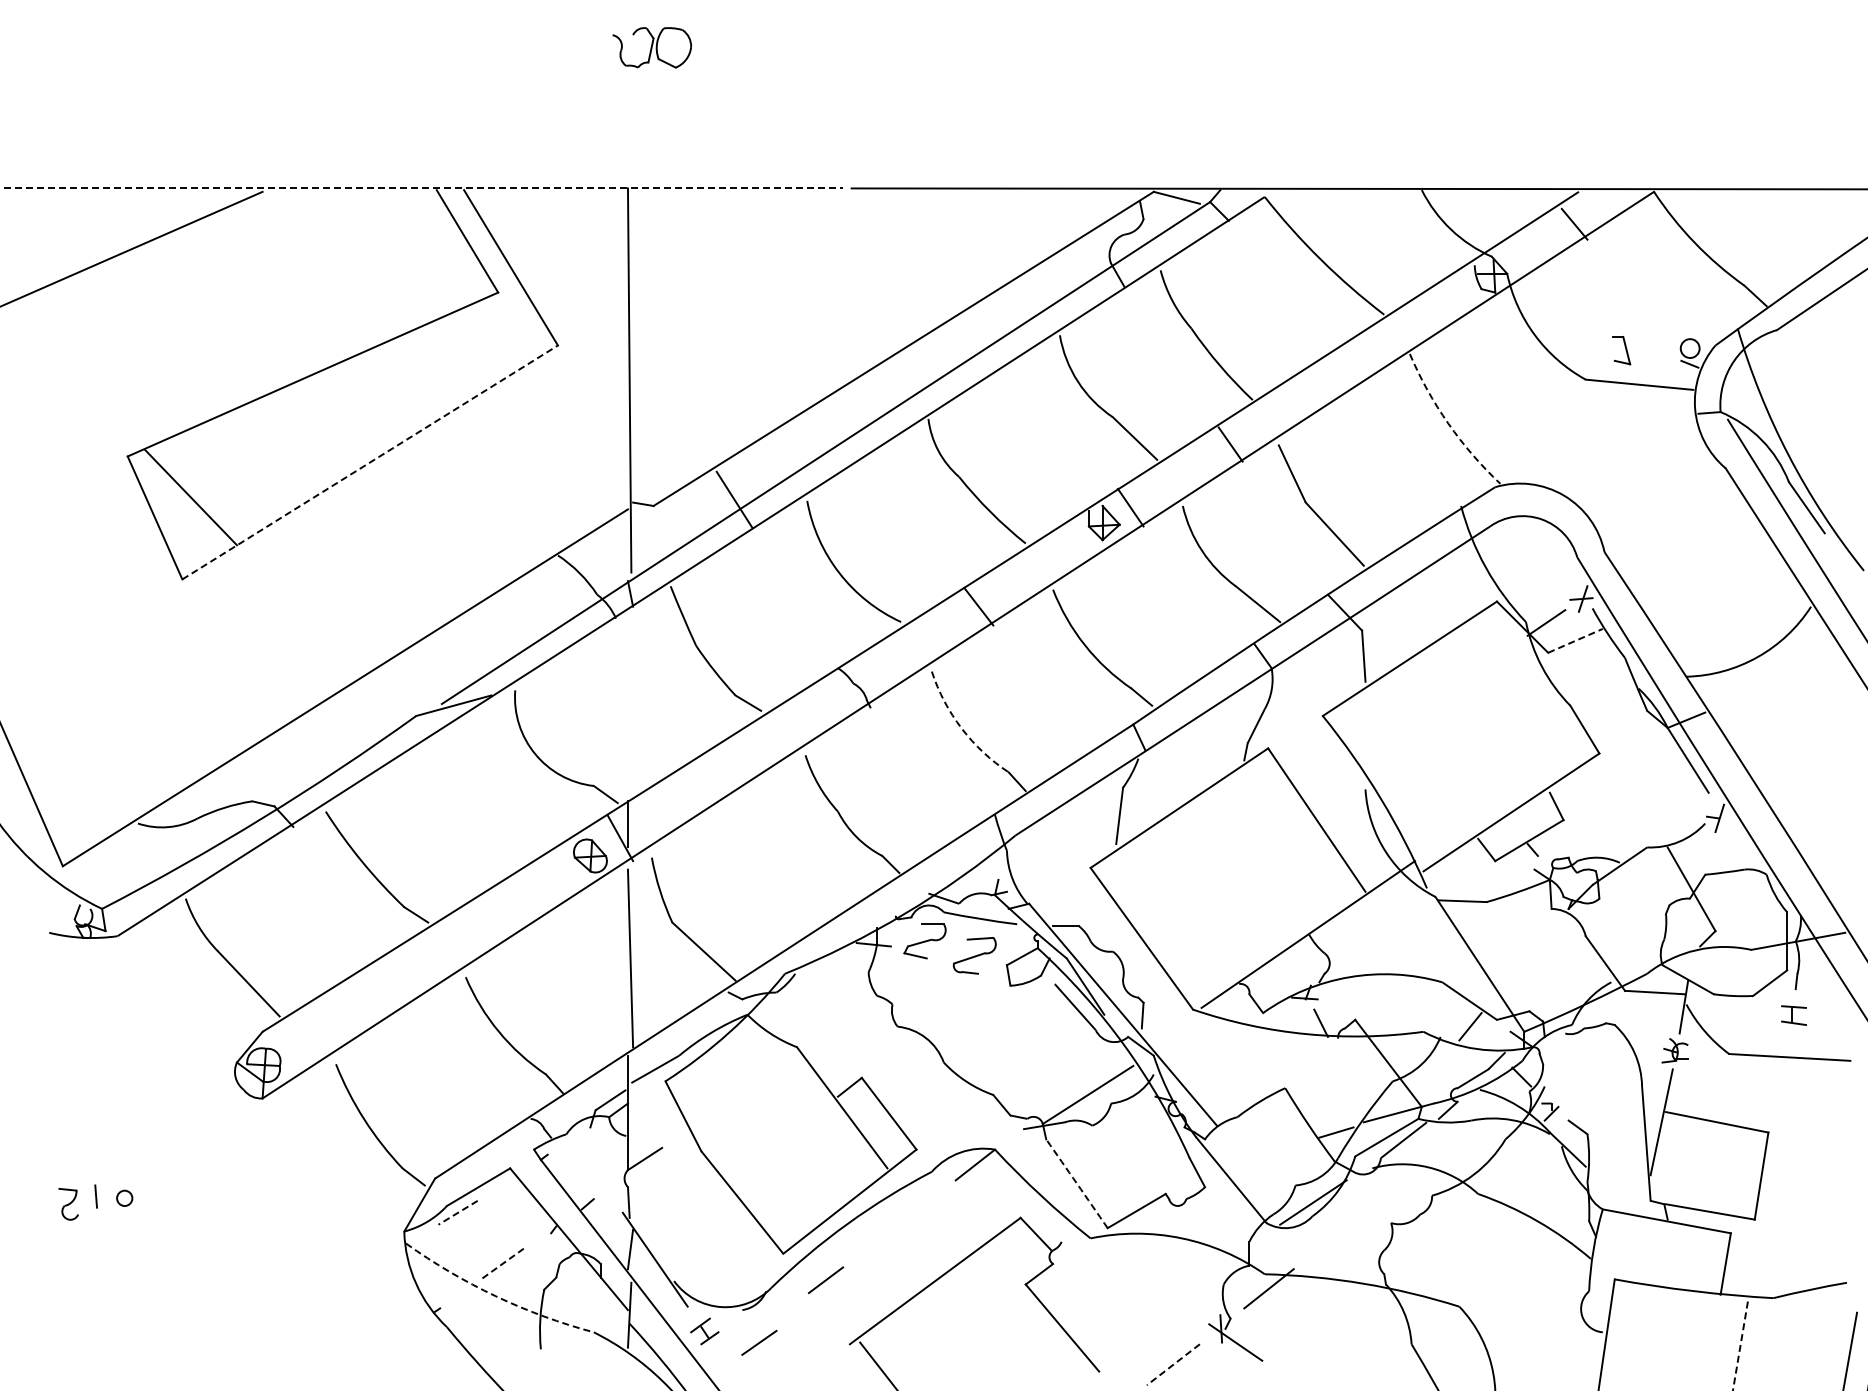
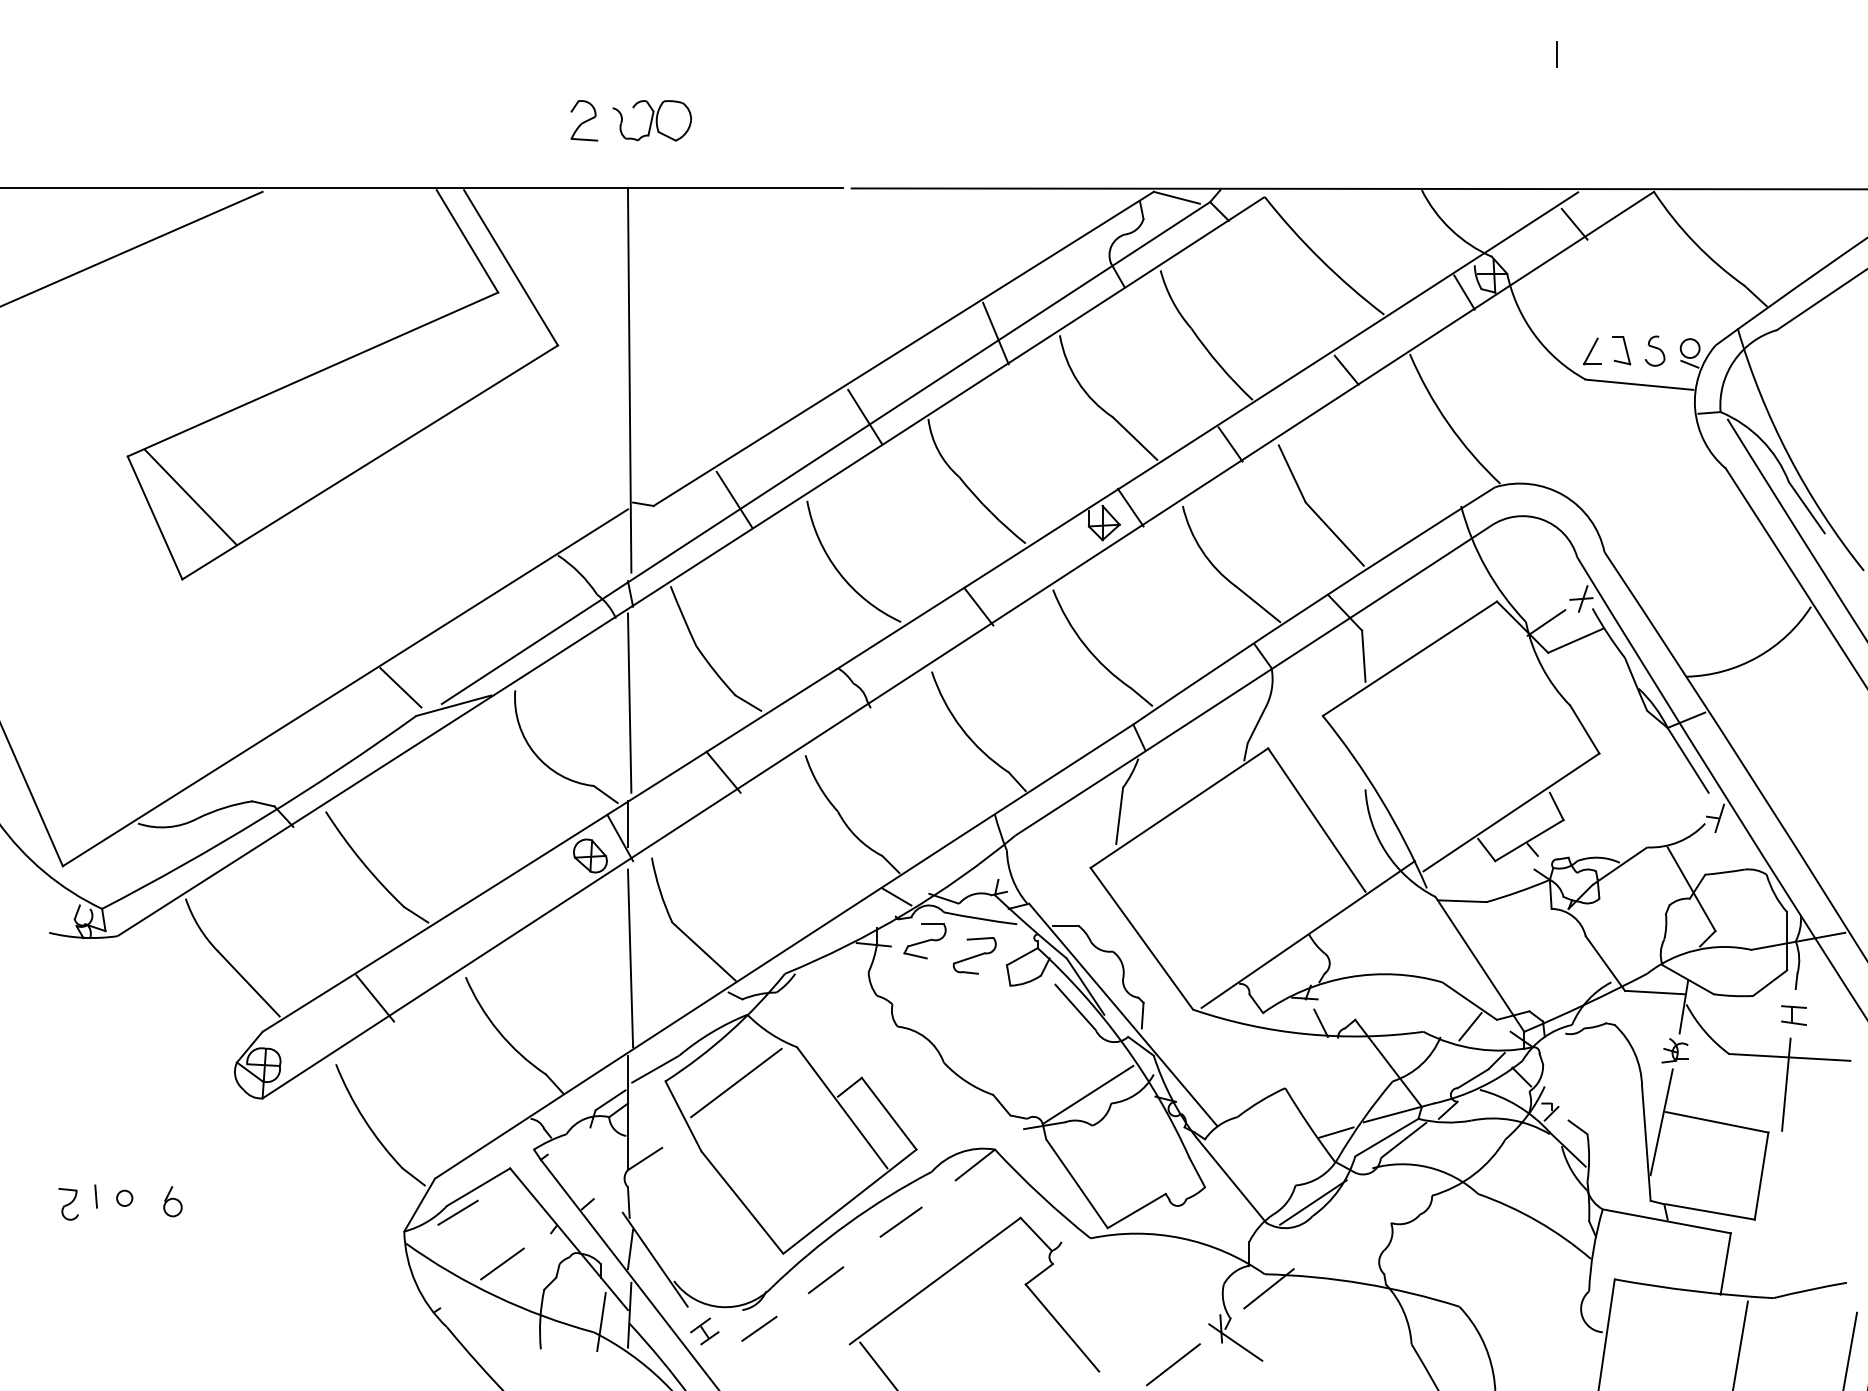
part position: (651, 47) -> (651, 120) (651, 120)
line: none -> present (1556, 54)
part: none -> present (584, 120)
line: dashed -> solid (422, 188)
line: none -> present (1464, 292)
line: none -> present (995, 333)
part: none -> present (1654, 350)
part: none -> present (1592, 351)
line: none -> present (1346, 369)
line: none -> present (865, 416)
arc: dashed -> solid (1448, 423)
line: dashed -> solid (370, 462)
line: dashed -> solid (1575, 640)
line: none -> present (400, 687)
line: none -> present (629, 702)
arc: dashed -> solid (961, 728)
line: none -> present (723, 771)
line: none -> present (896, 896)
line: none -> present (375, 998)
line: none -> present (736, 1082)
line: none -> present (1786, 1084)
arc: dashed -> solid (1077, 1183)
part: none -> present (172, 1201)
line: dashed -> solid (458, 1212)
line: none -> present (900, 1221)
line: dashed -> solid (502, 1264)
arc: dashed -> solid (495, 1296)
line: none -> present (601, 1322)
line position: (759, 1342) -> (759, 1328) (759, 1328)
line: dashed -> solid (1740, 1345)
line: dashed -> solid (1173, 1365)
